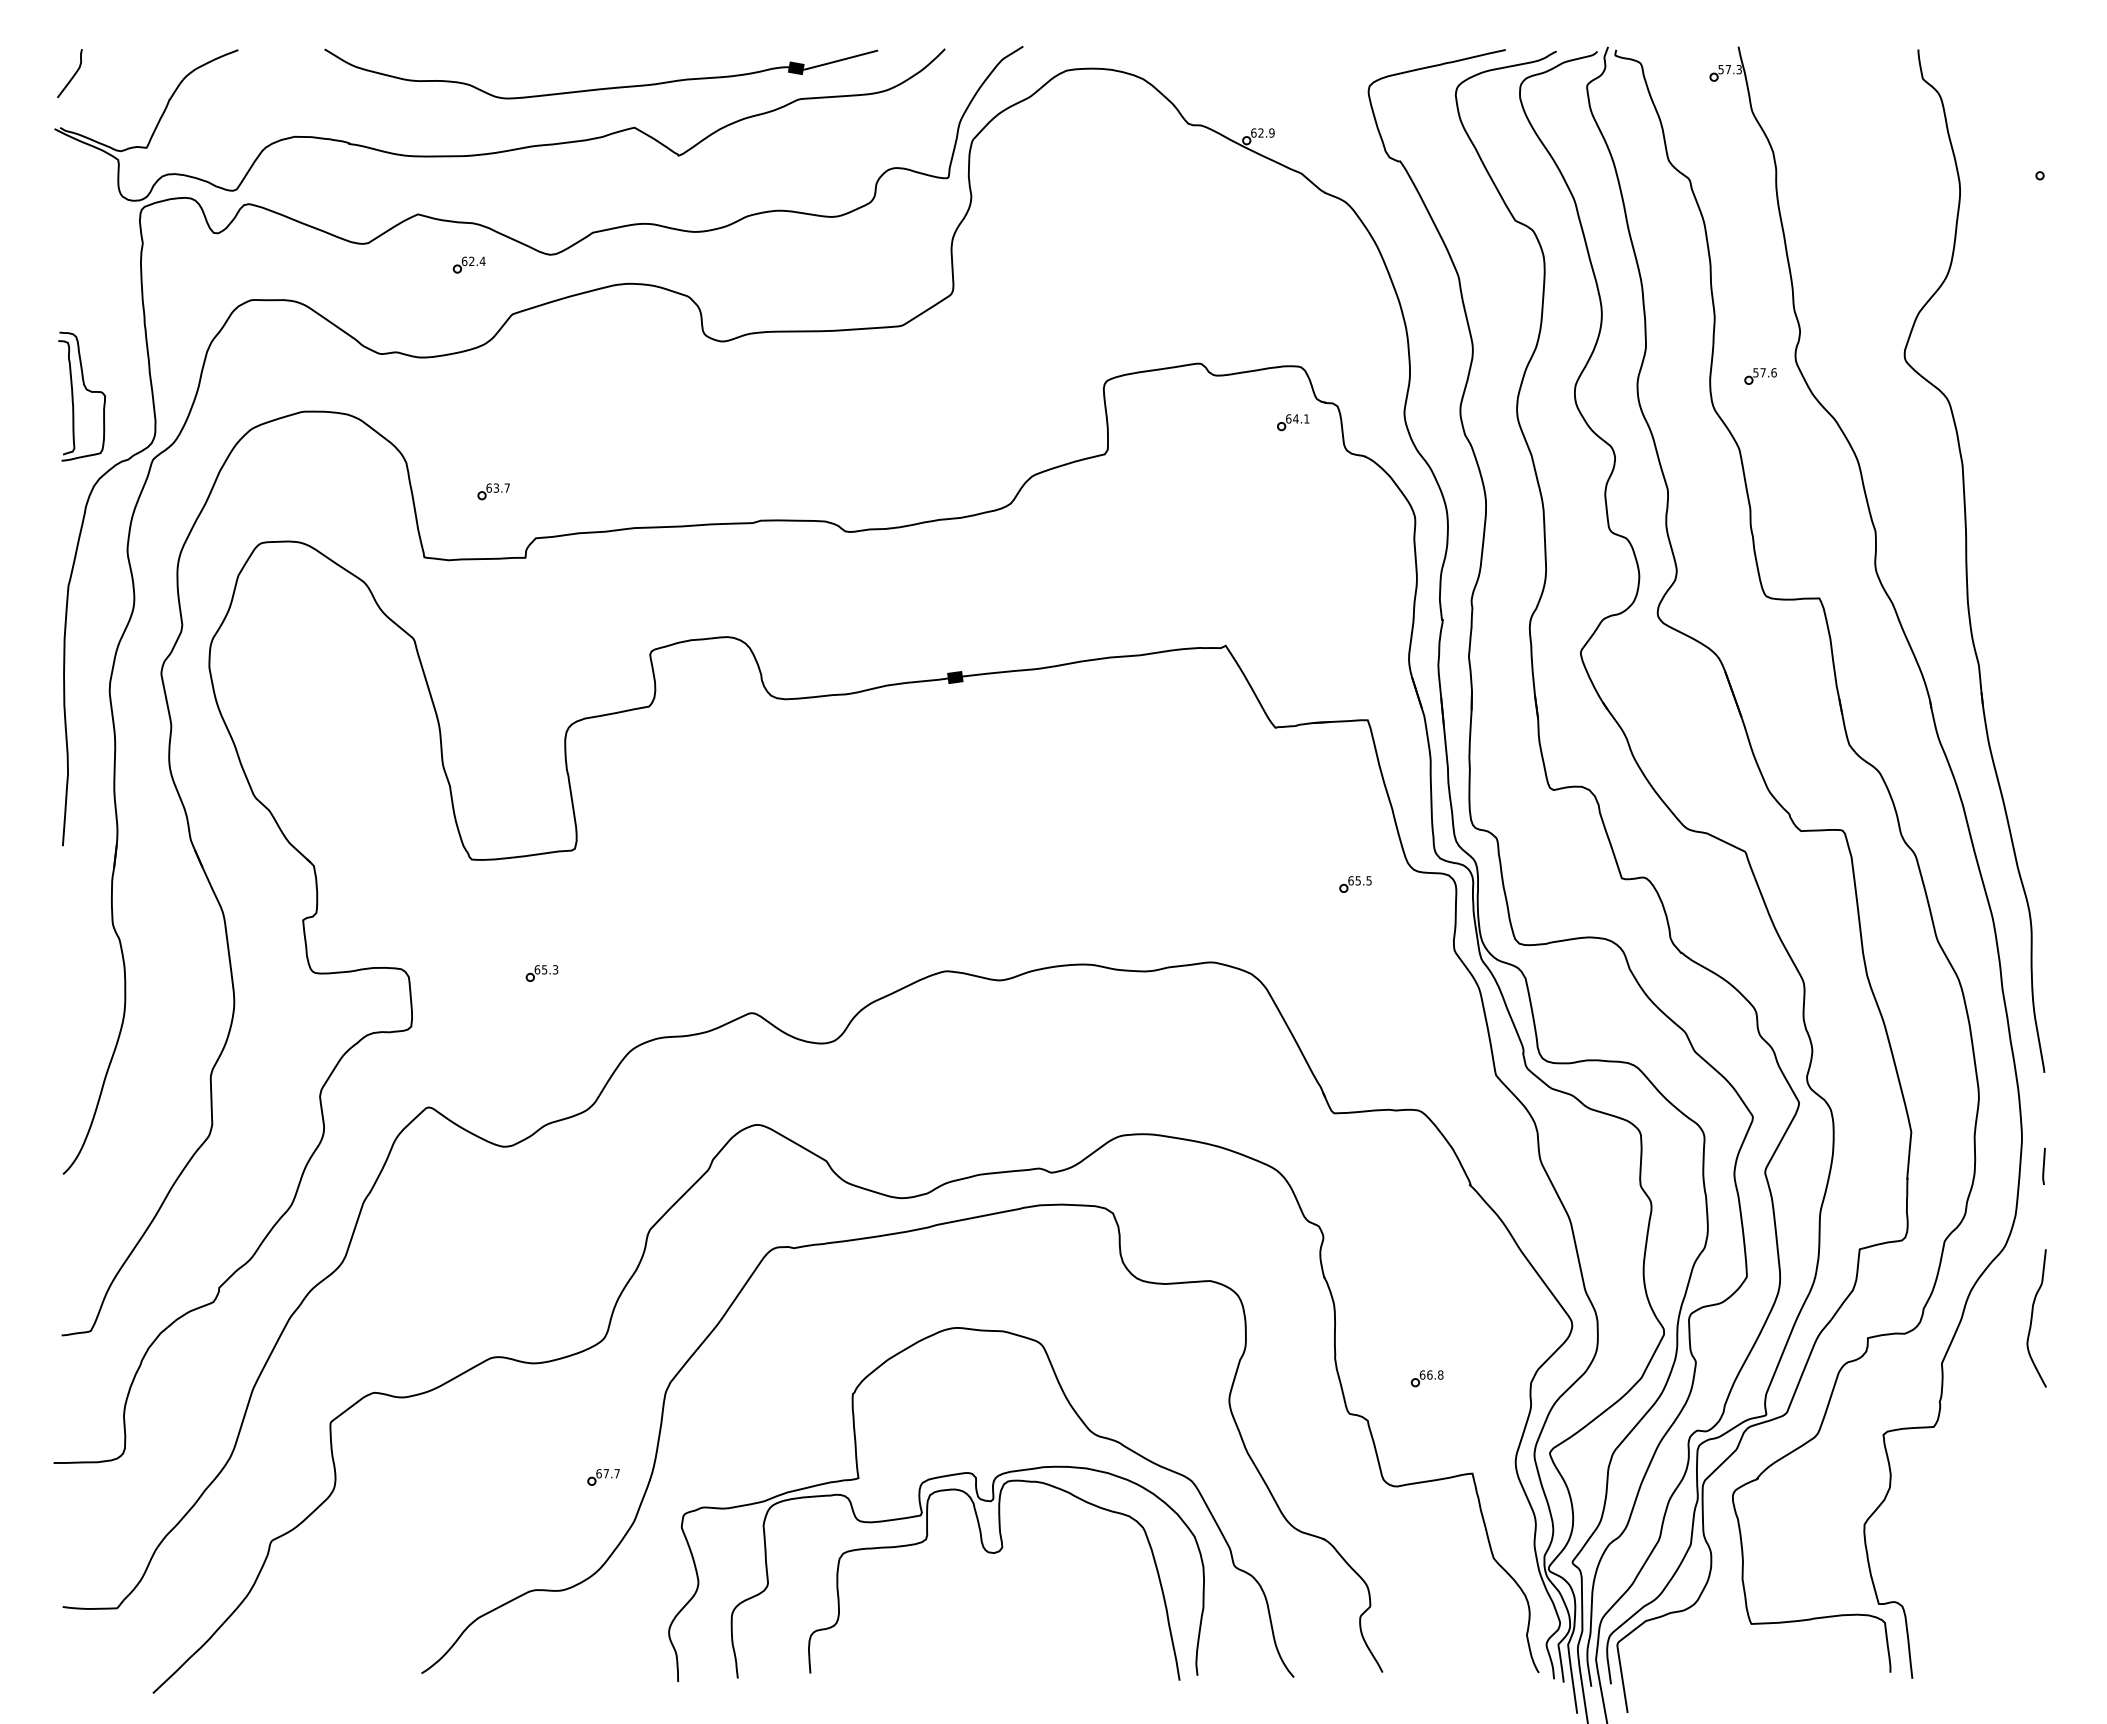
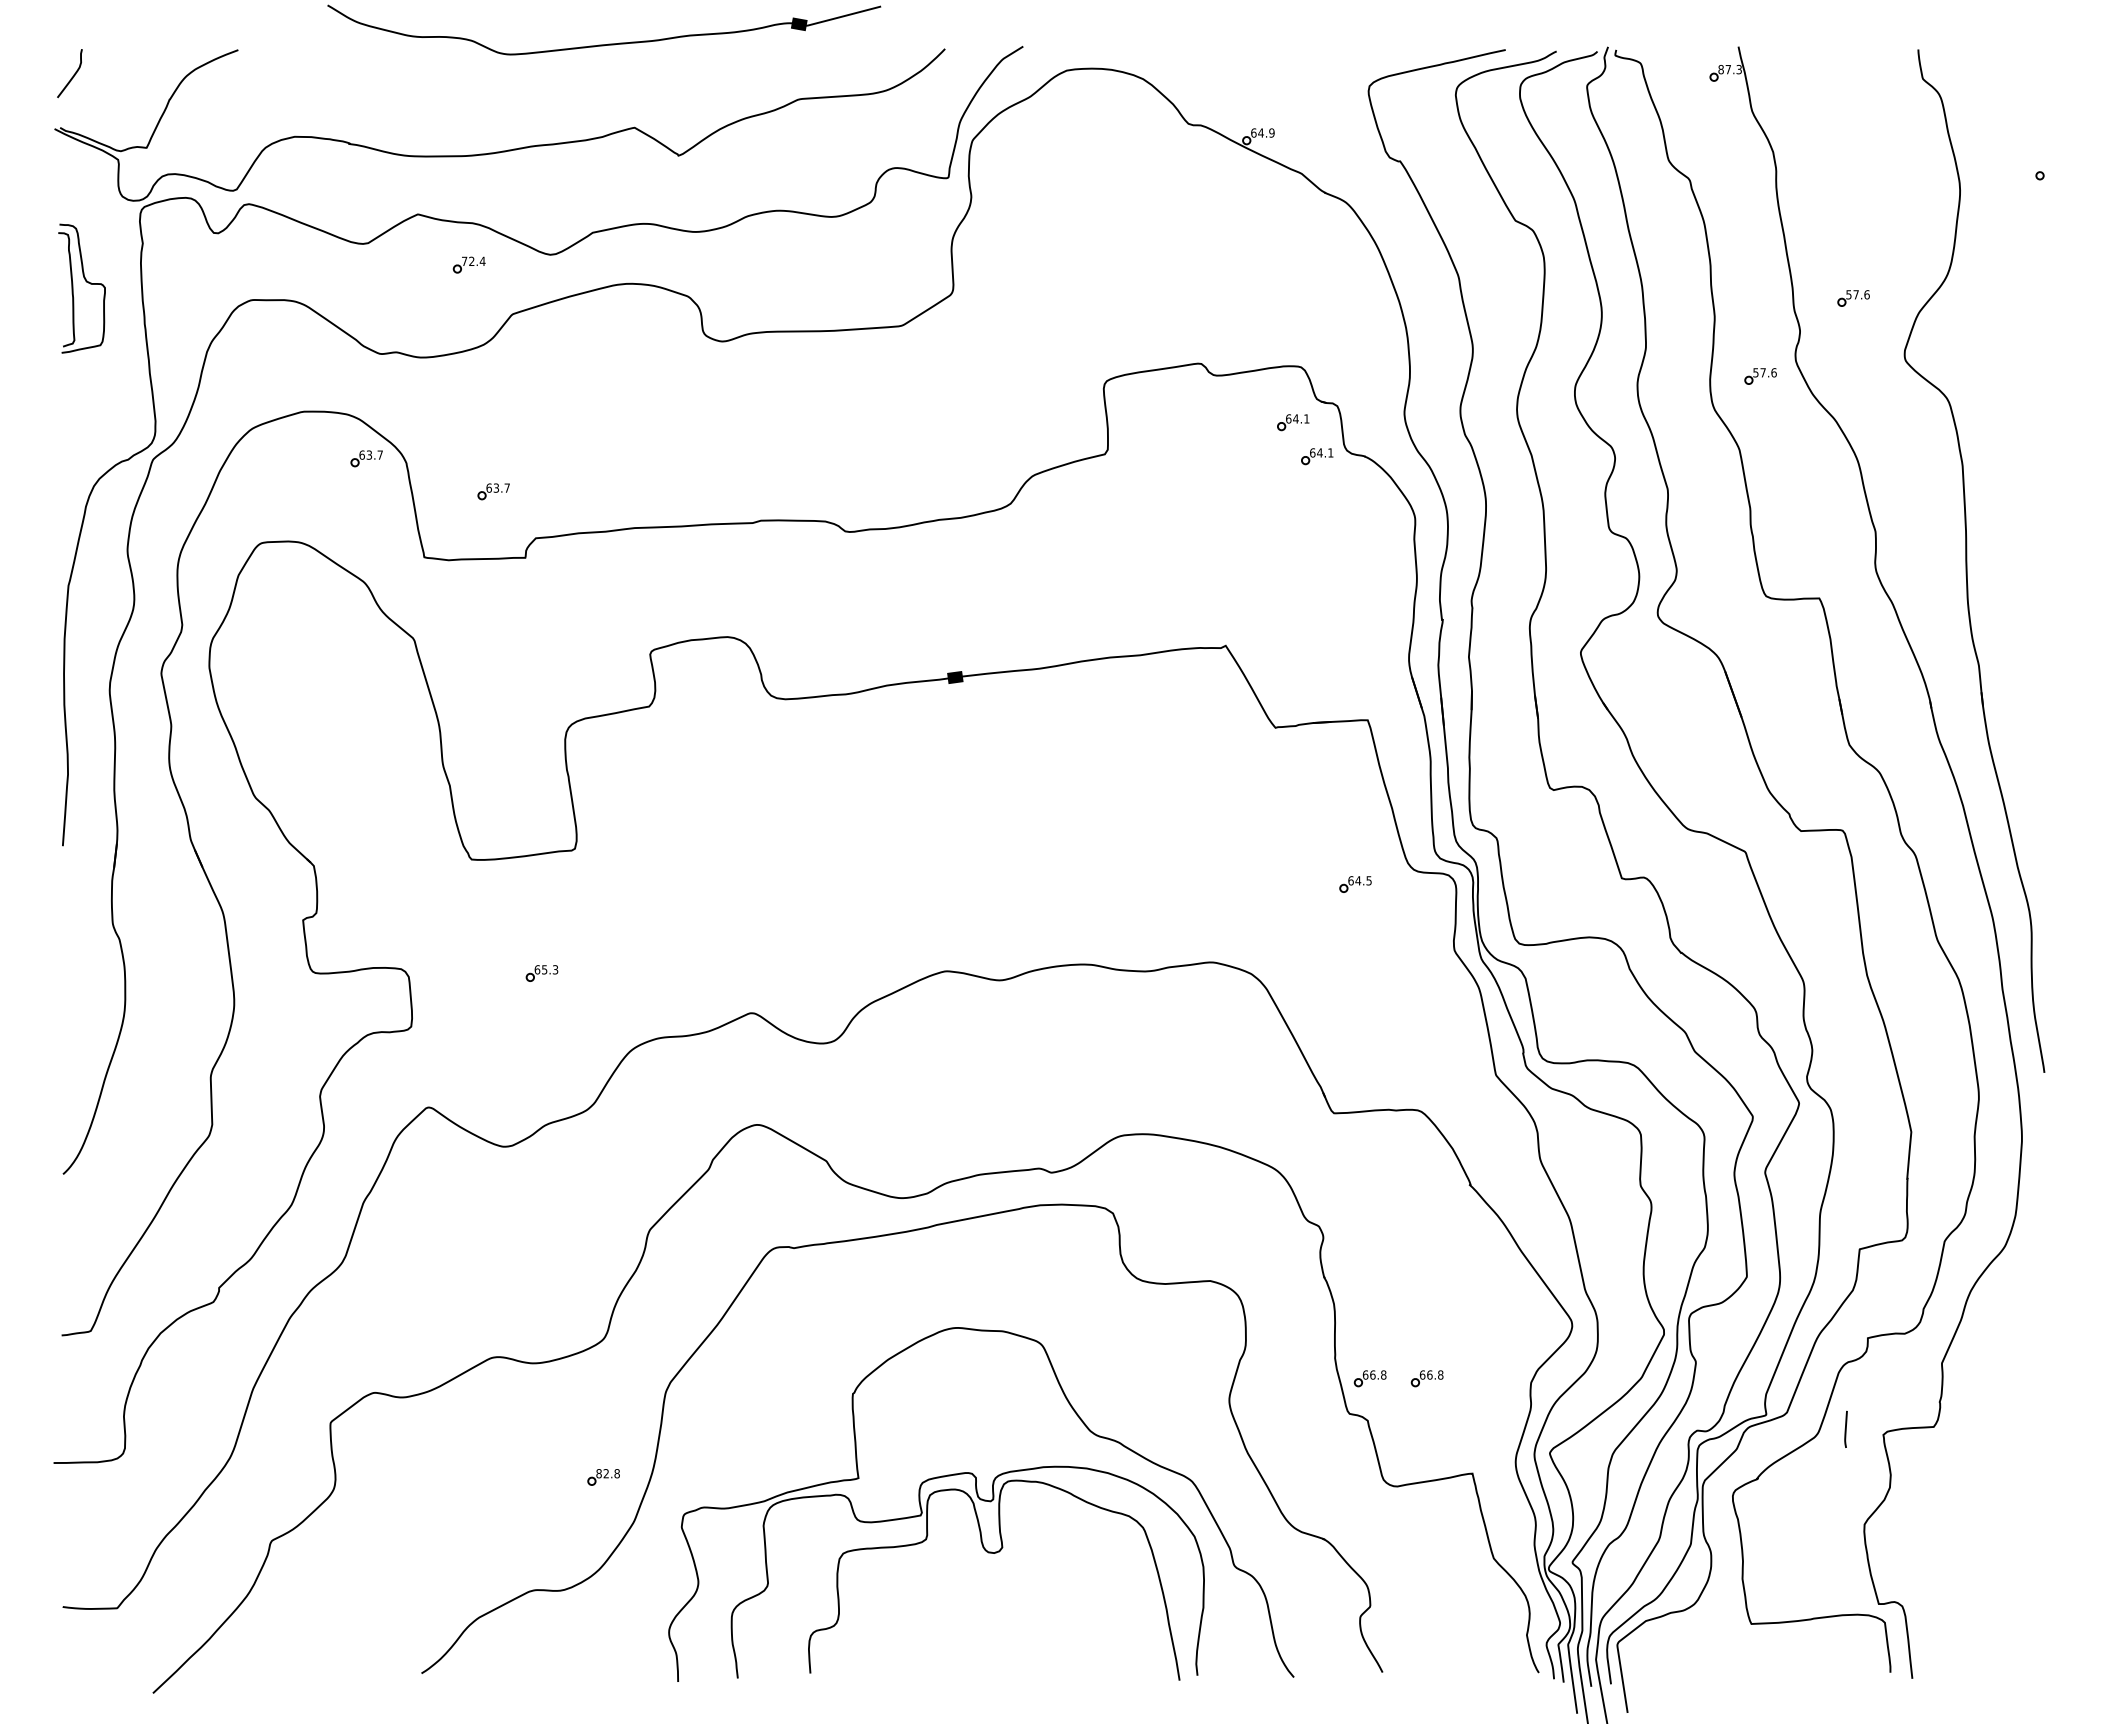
text: 57.3 -> 87.3 (1720, 69)
part position: (605, 87) -> (608, 43) (608, 43)
text: 62.9 -> 64.9 (1260, 132)
text: 62.4 -> 72.4 (464, 261)
part: none -> present (1853, 298)
part position: (86, 390) -> (86, 282) (86, 282)
part: none -> present (1317, 456)
part: none -> present (366, 458)
text: 65.5 -> 64.5 (1358, 880)
line position: (2043, 1165) -> (1845, 1428) (1845, 1428)
curve: present -> none (2032, 1318)
part: none -> present (1369, 1378)
text: 67.7 -> 82.8 (607, 1473)
